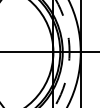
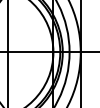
line: none -> present (7, 53)
arc: dashed -> solid (69, 54)
